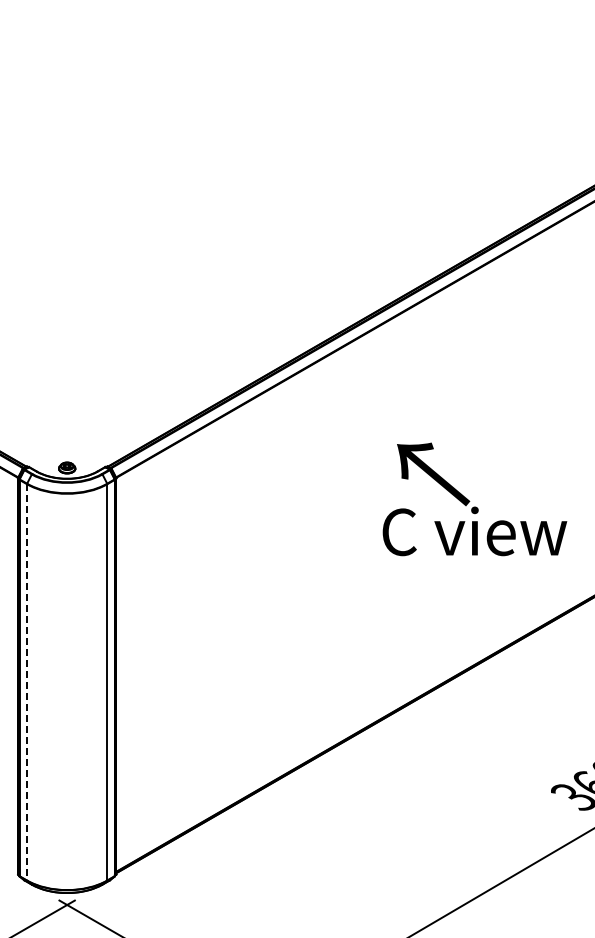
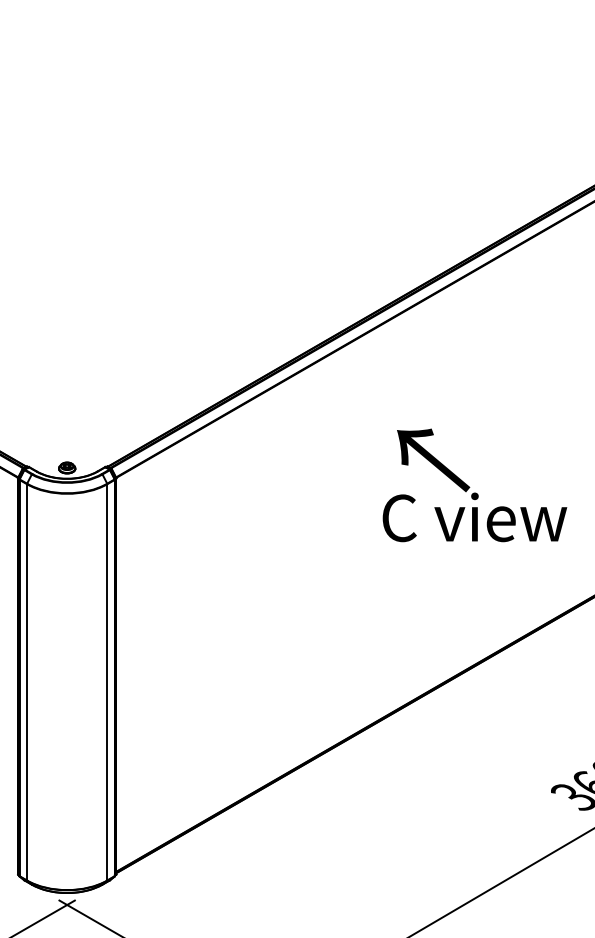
text position: (474, 499) -> (474, 485) (474, 485)
line: dashed -> solid (27, 682)
